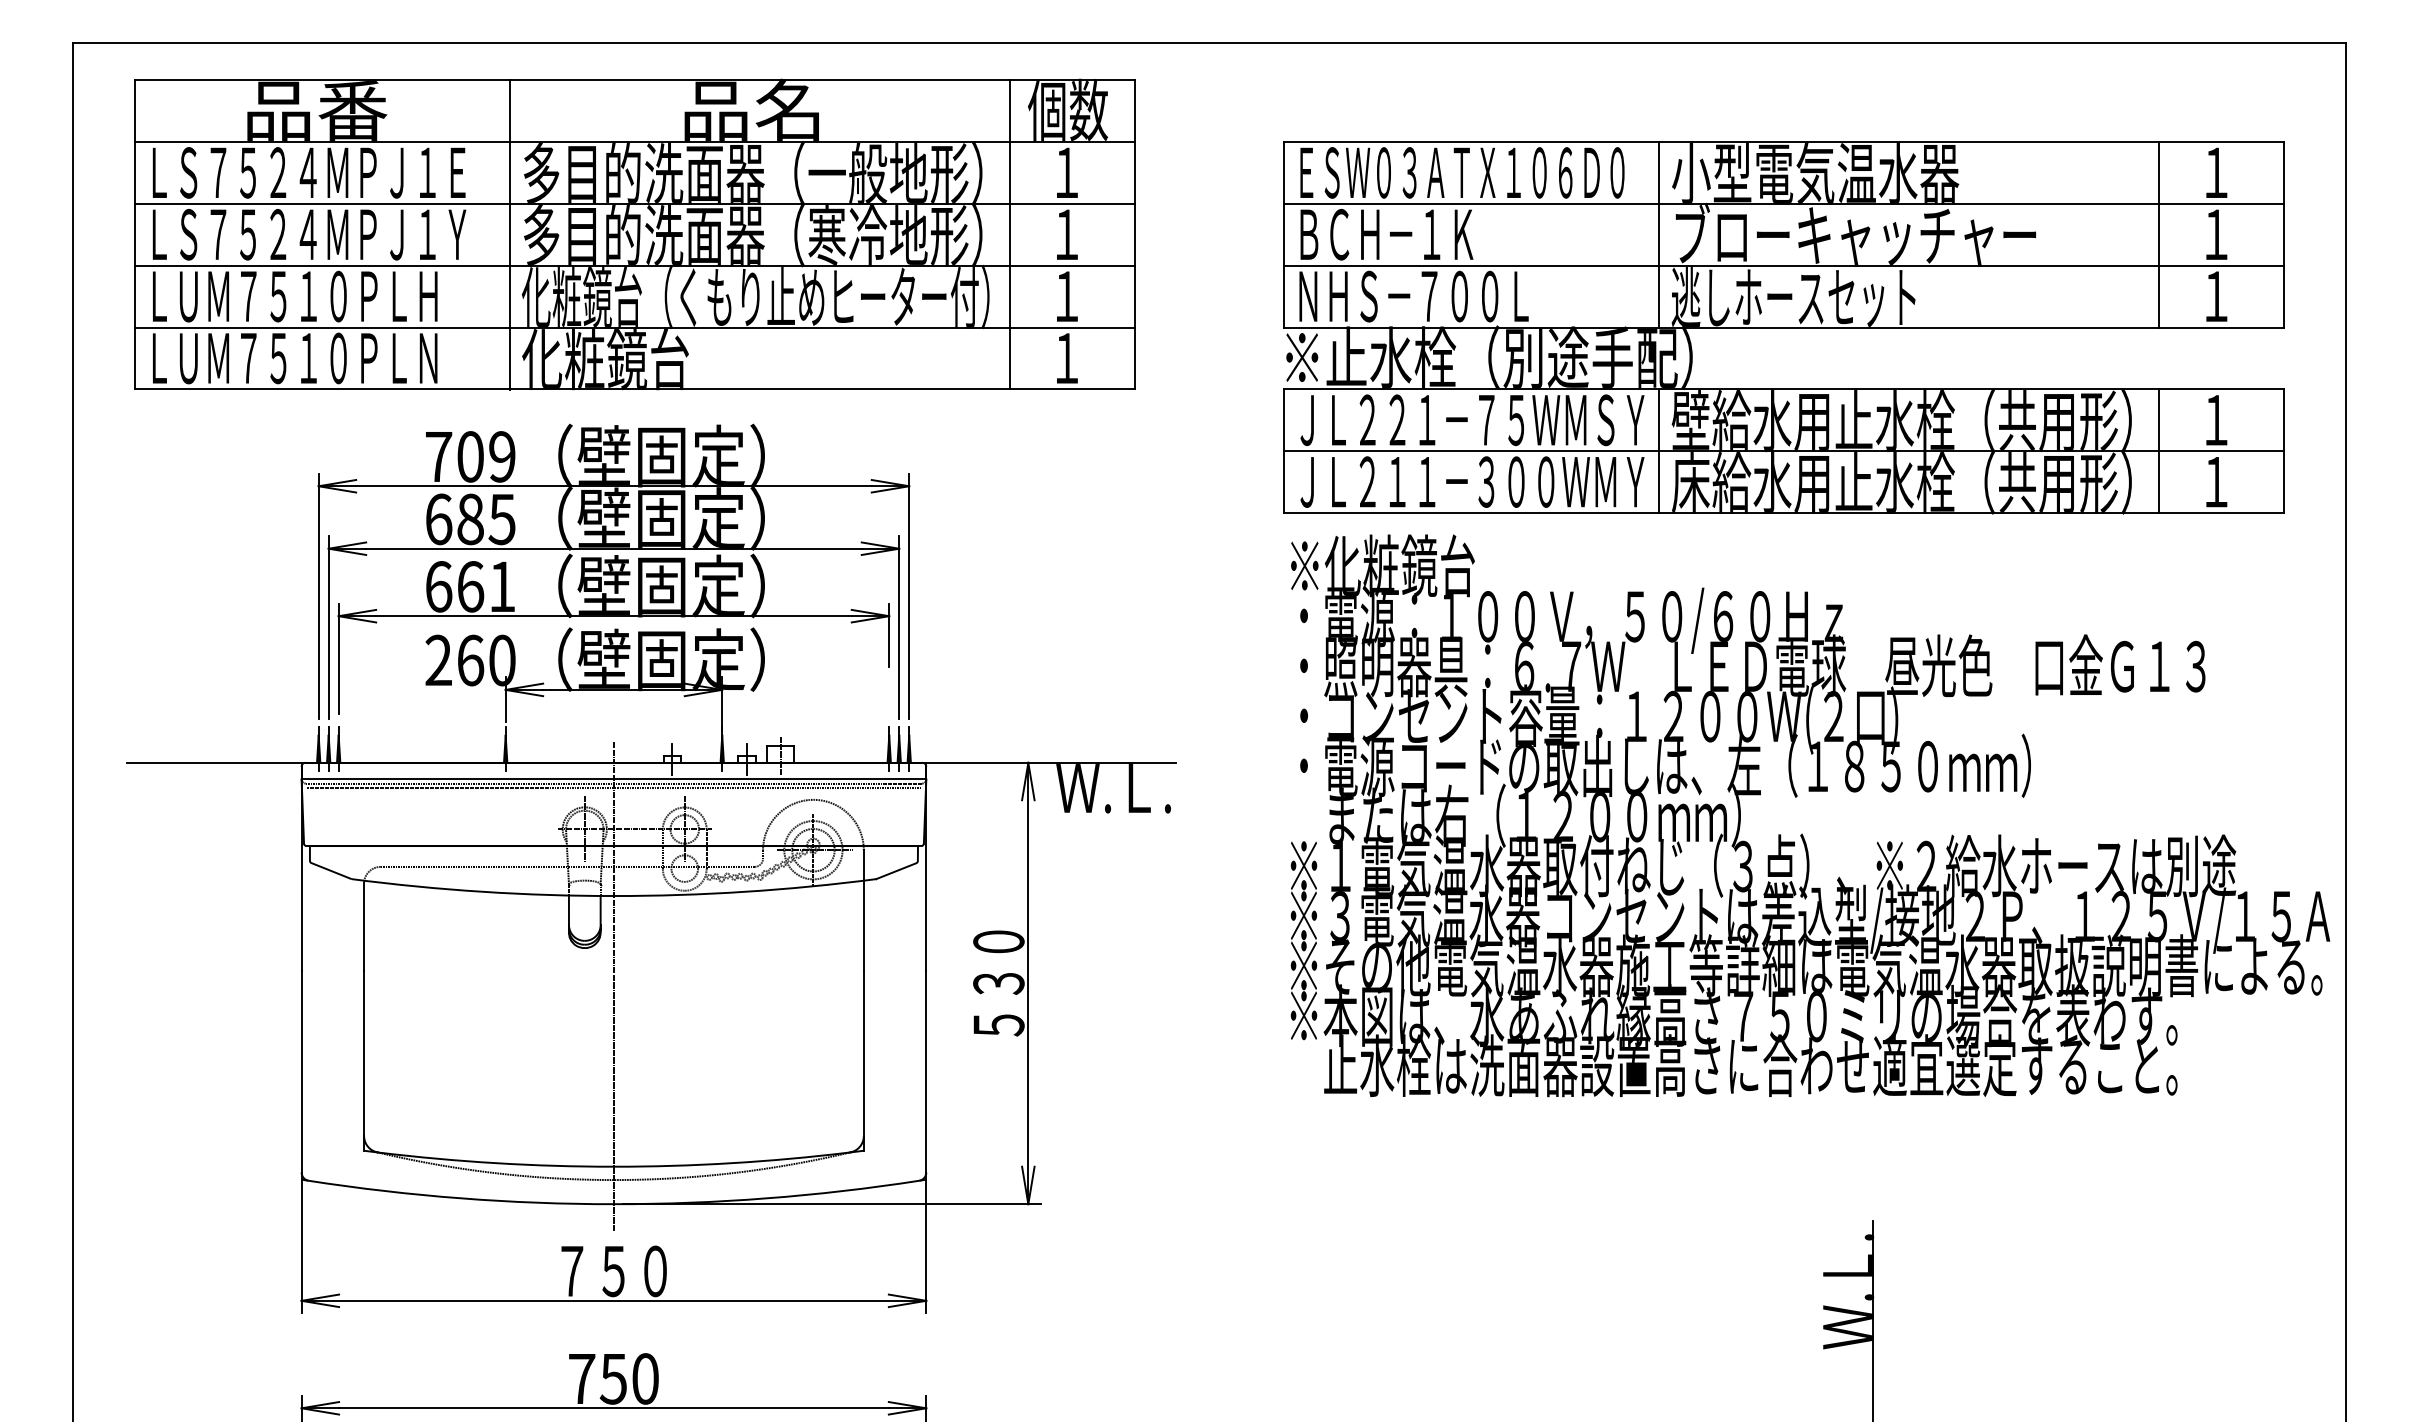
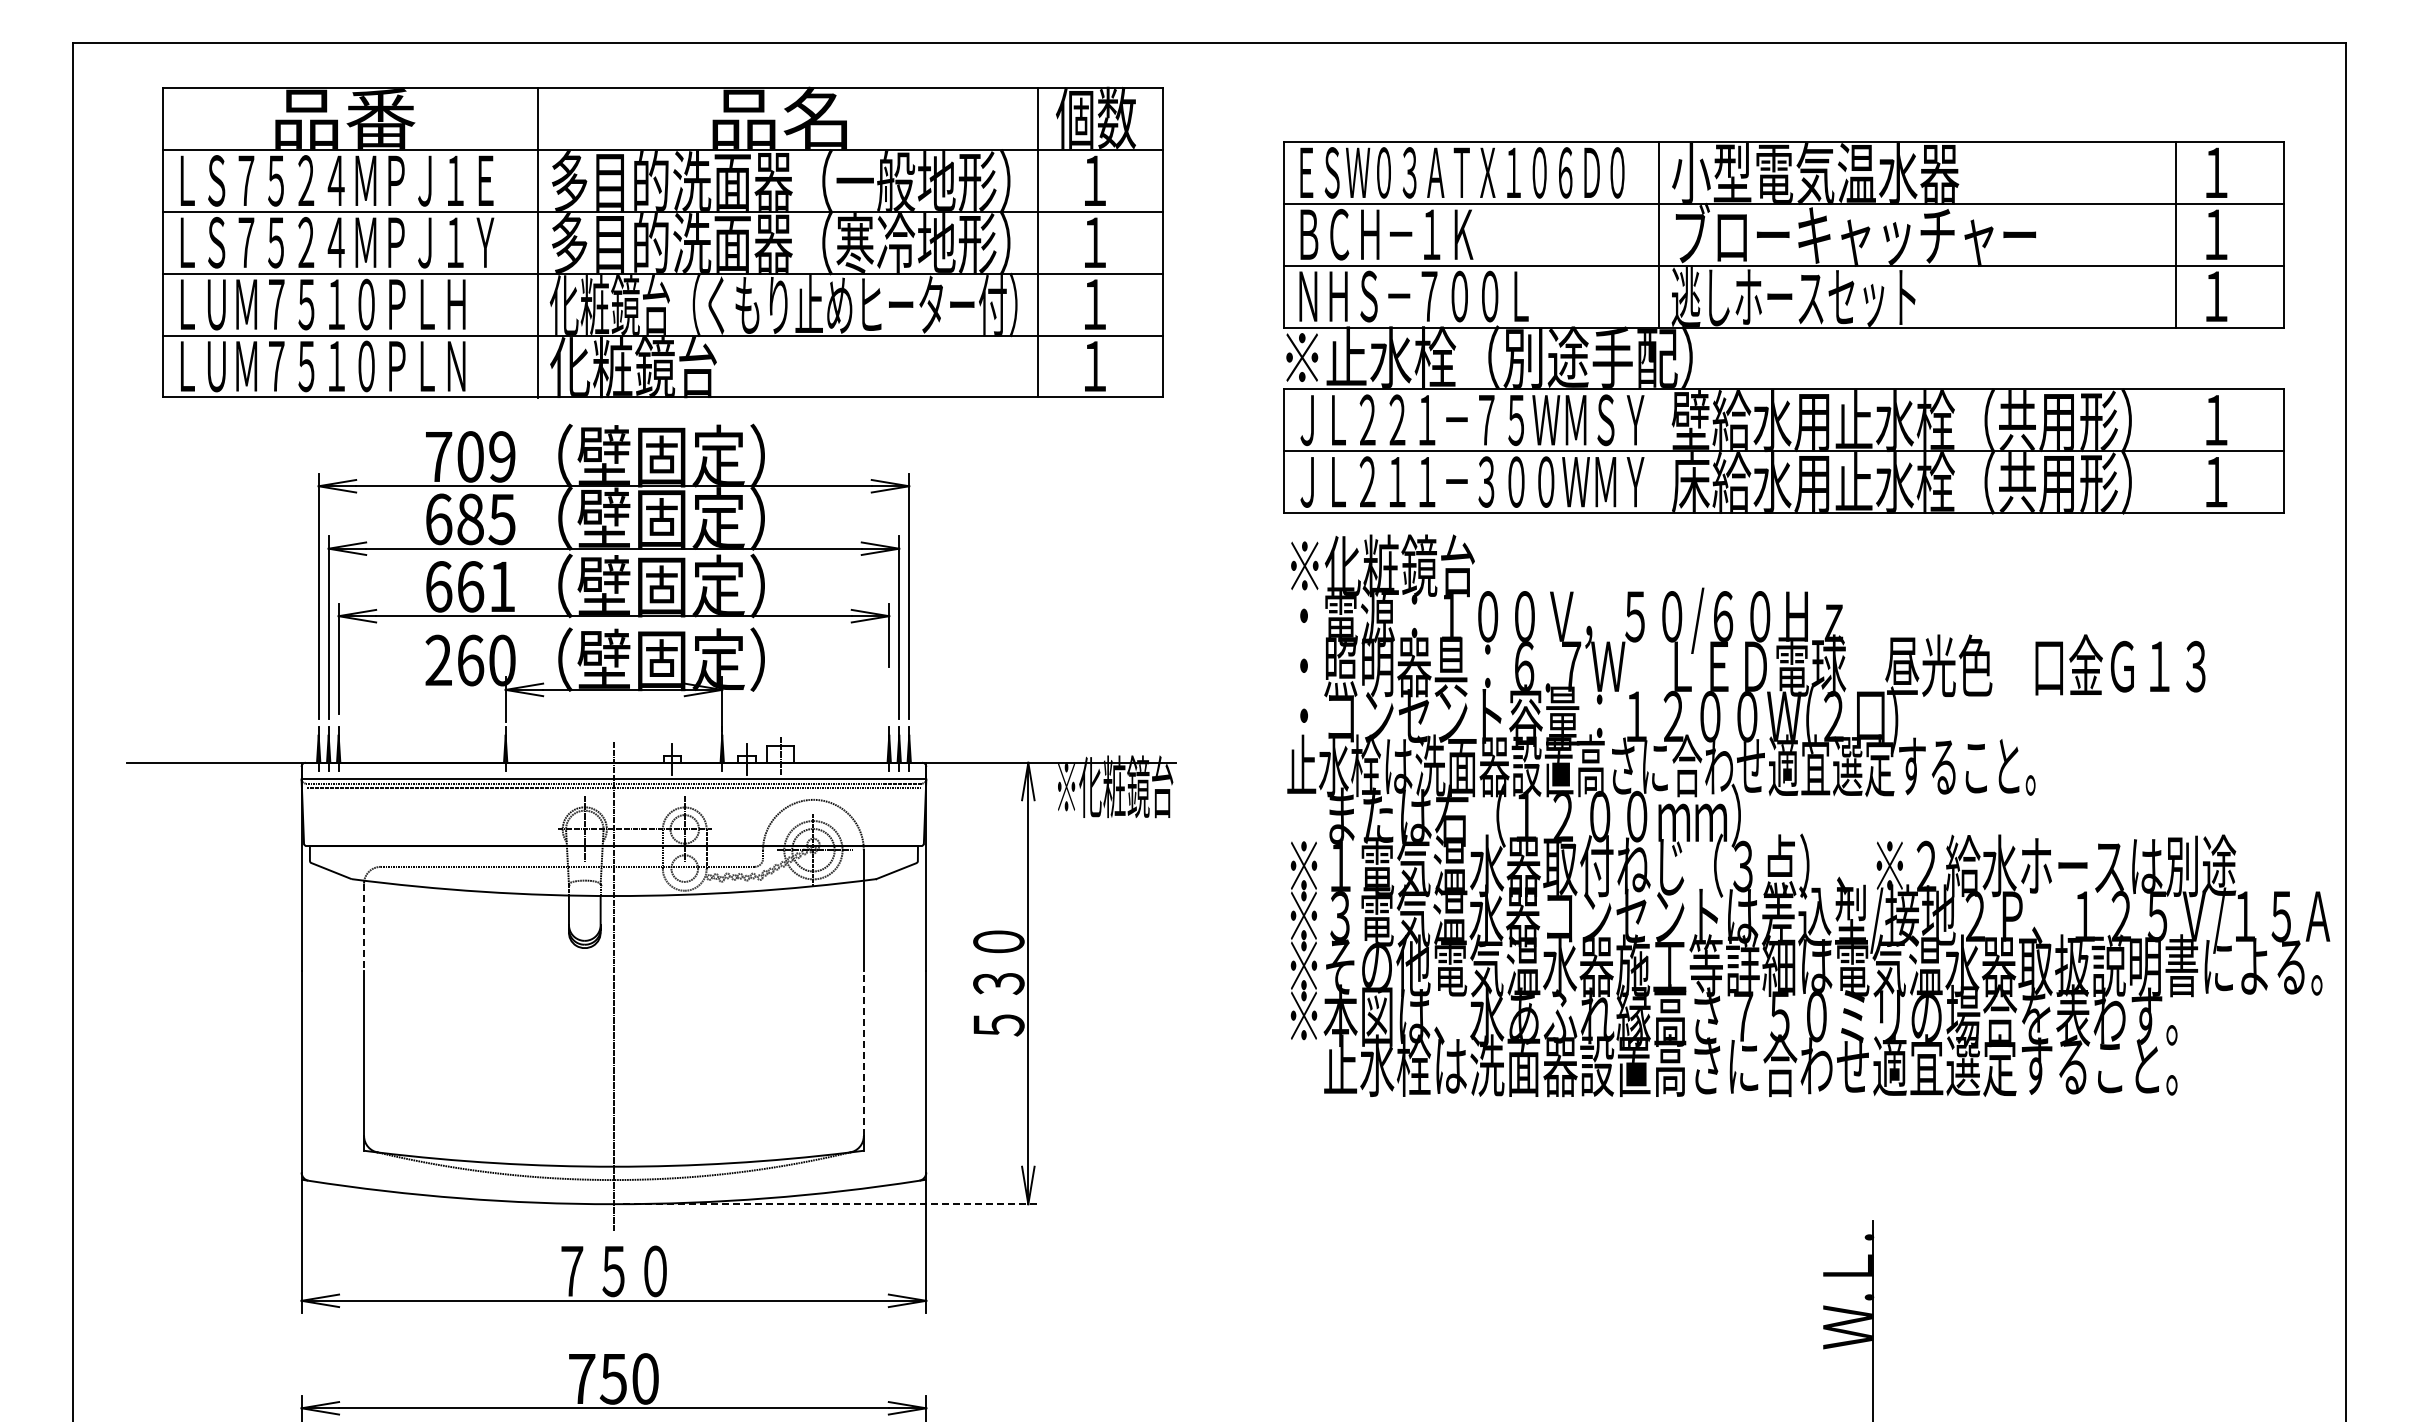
part position: (634, 234) -> (662, 242) (662, 242)
line position: (2159, 234) -> (2176, 234) (2176, 234)
line: present -> none (1659, 451)
line: present -> none (2159, 451)
text: ・電源コードの取出しは、左（１８５０ｍｍ） -> 止水栓は洗面器設置高さに合わせ適宜選定すること。 (1661, 765)
text: Ｗ.Ｌ. -> ※化粧鏡台 (1114, 786)
line: solid -> dashed (364, 927)
line: solid -> dashed (863, 1053)
line: solid -> dashed (832, 1204)
